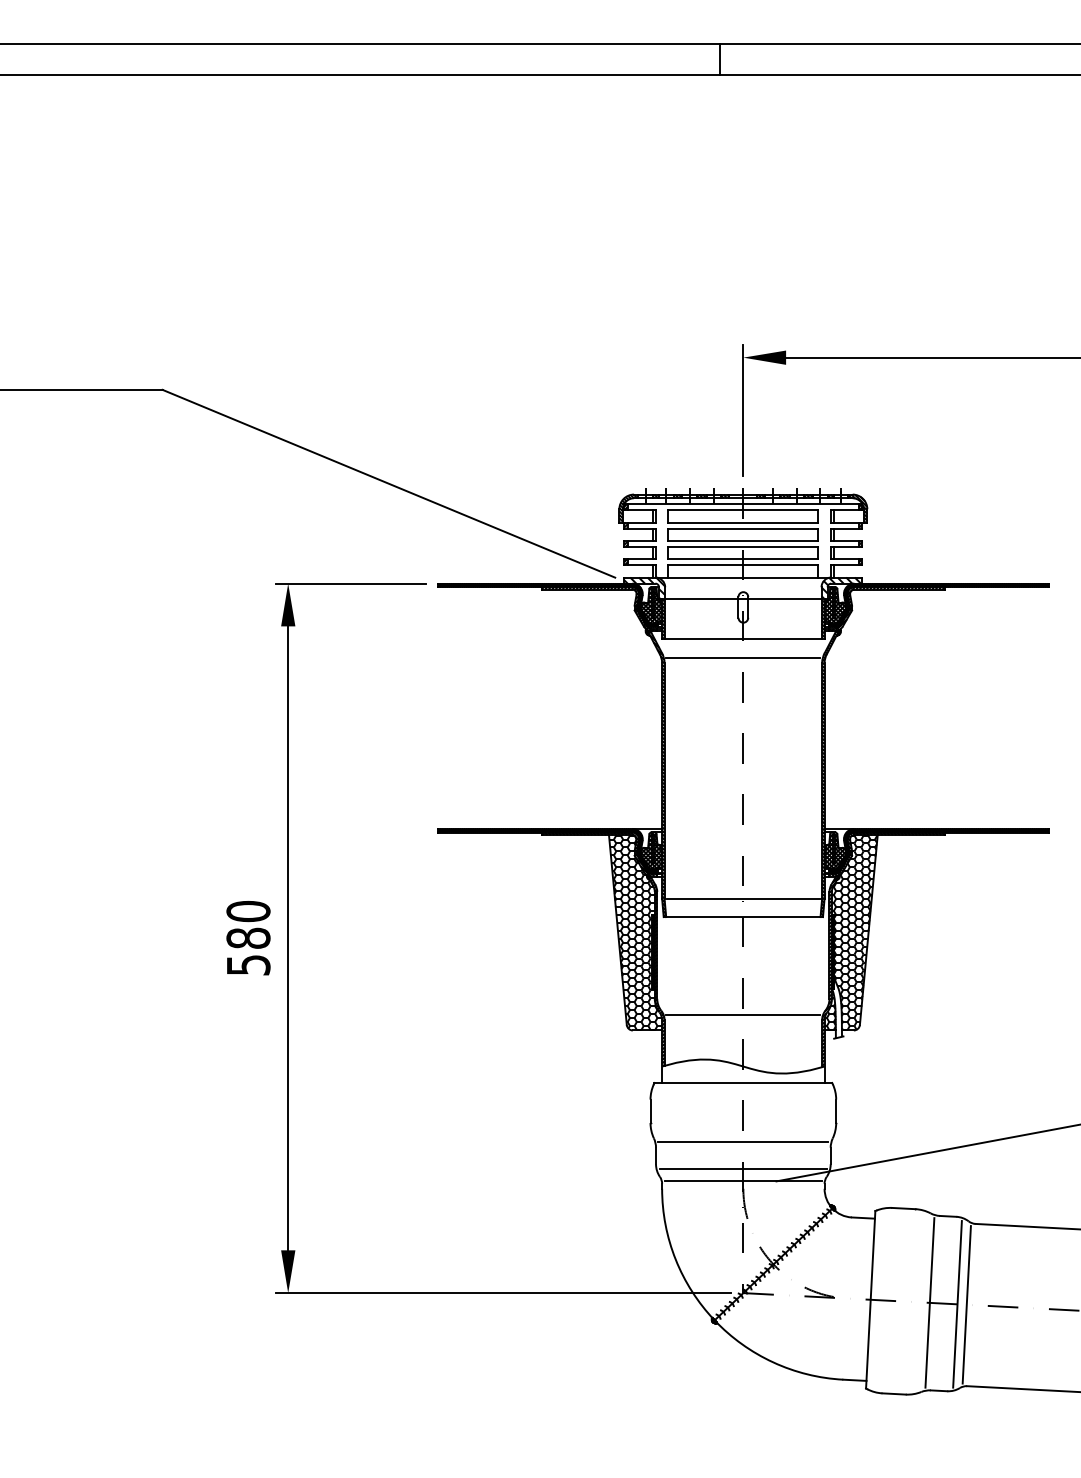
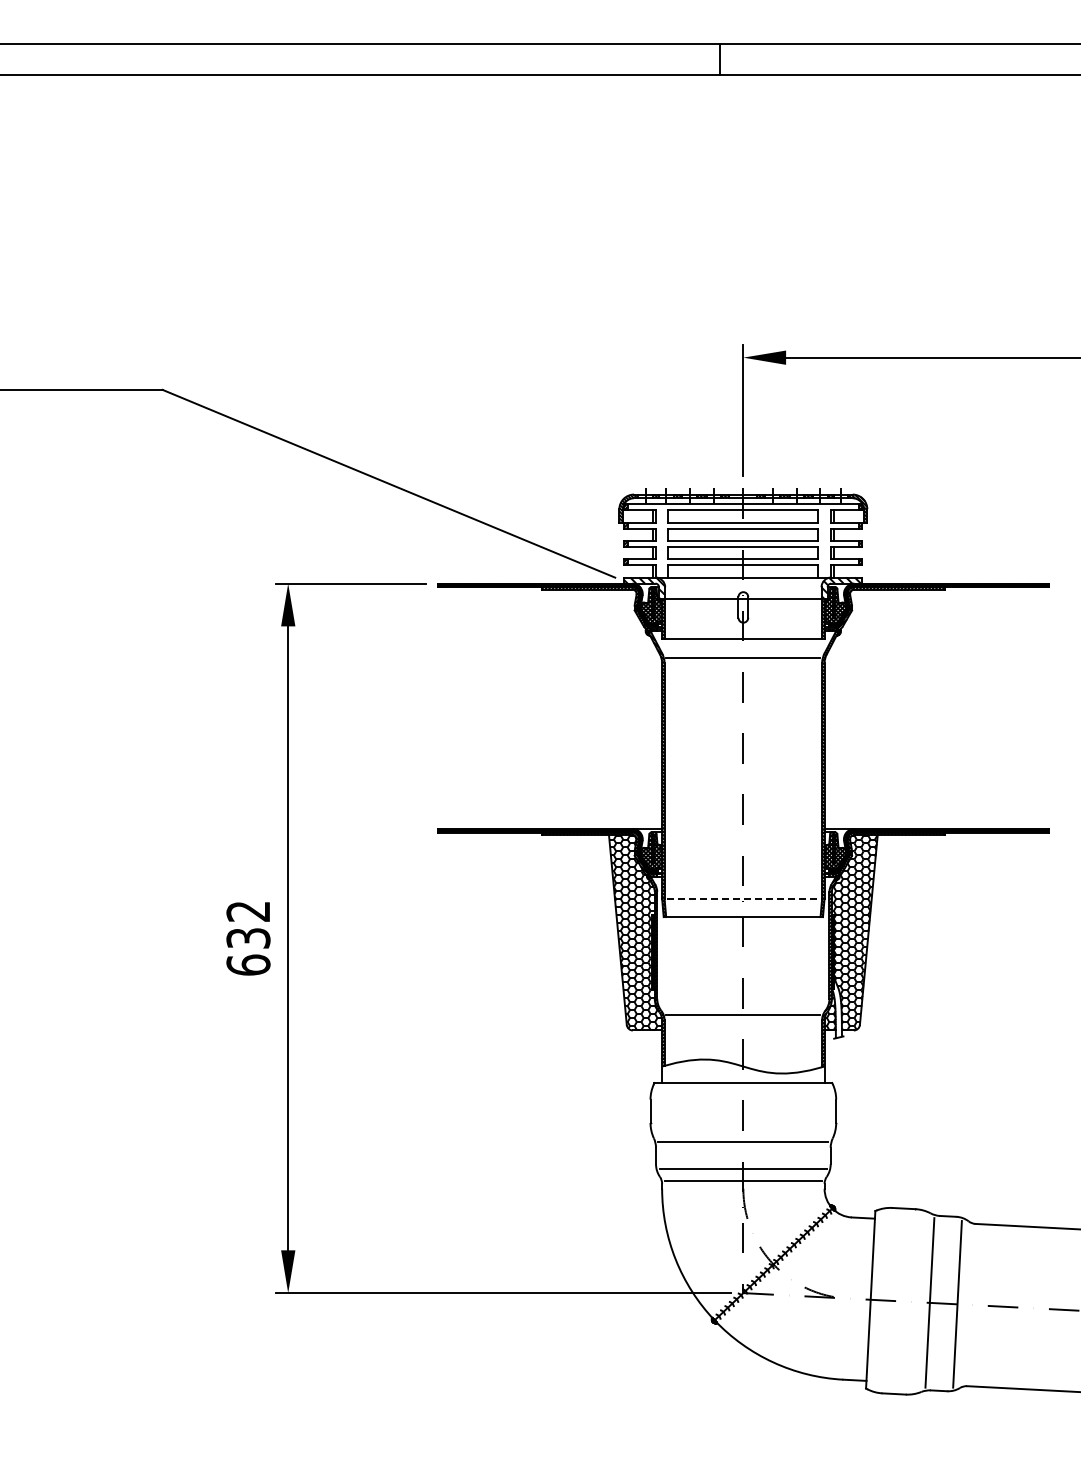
line: solid -> dashed (743, 898)
text: 580 -> 632 (248, 937)
line: present -> none (926, 1153)
line: present -> none (966, 1304)
